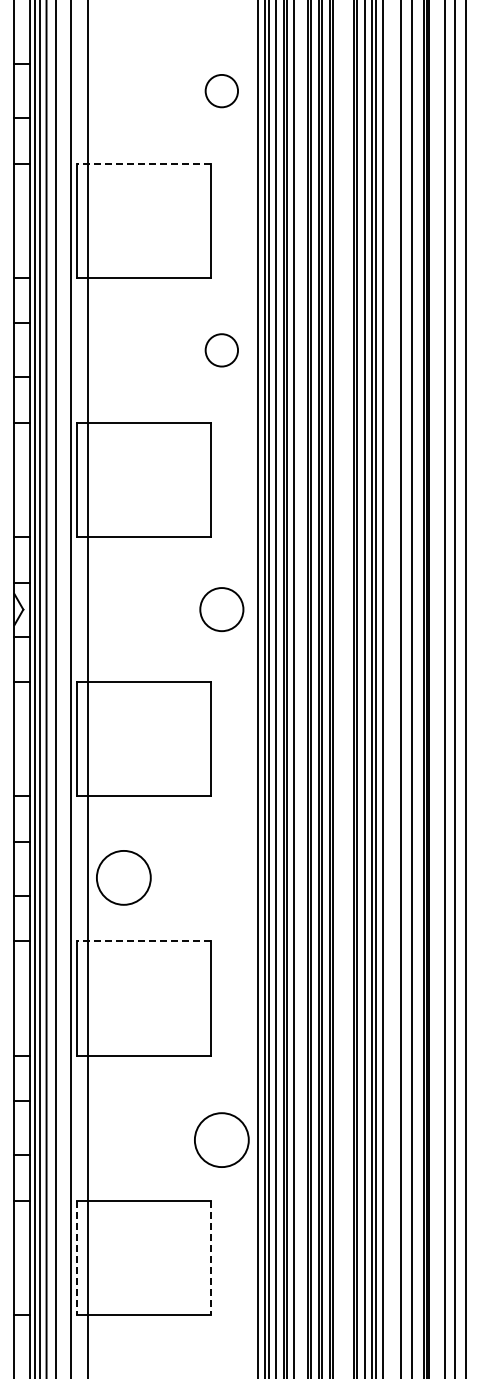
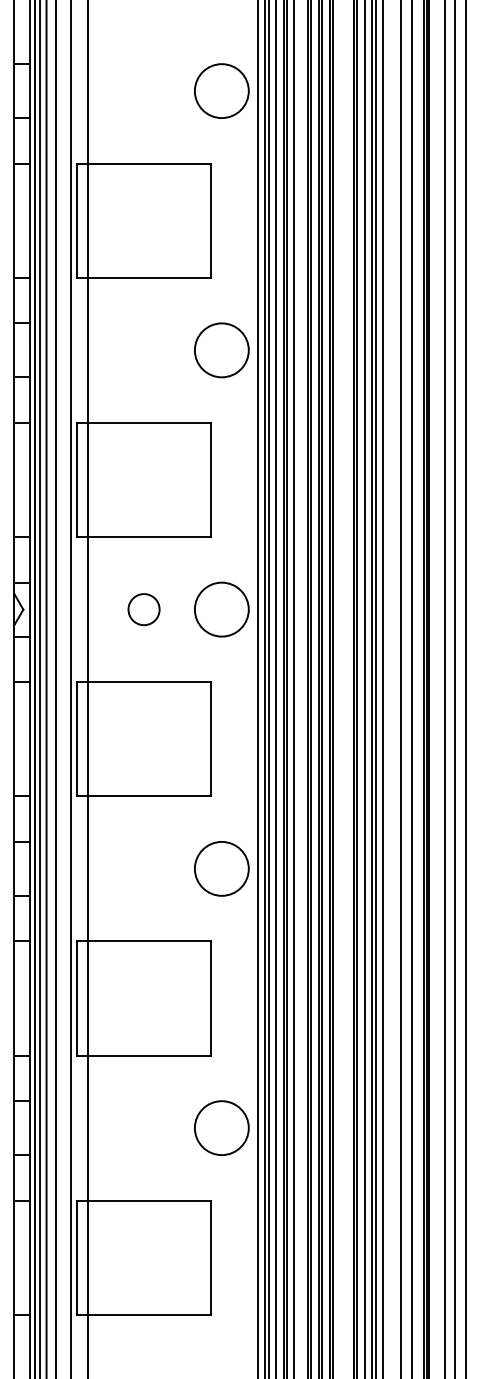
circle diameter: 32 px -> 54 px (221, 91)
line: dashed -> solid (143, 163)
circle diameter: 32 px -> 54 px (221, 350)
circle: none -> present (143, 609)
circle size: 46x46 px -> 56x57 px (221, 609)
circle position: (123, 877) -> (221, 868) (221, 868)
line: dashed -> solid (143, 941)
circle position: (221, 1139) -> (221, 1127) (221, 1127)
line: dashed -> solid (76, 1258)
line: dashed -> solid (211, 1258)
